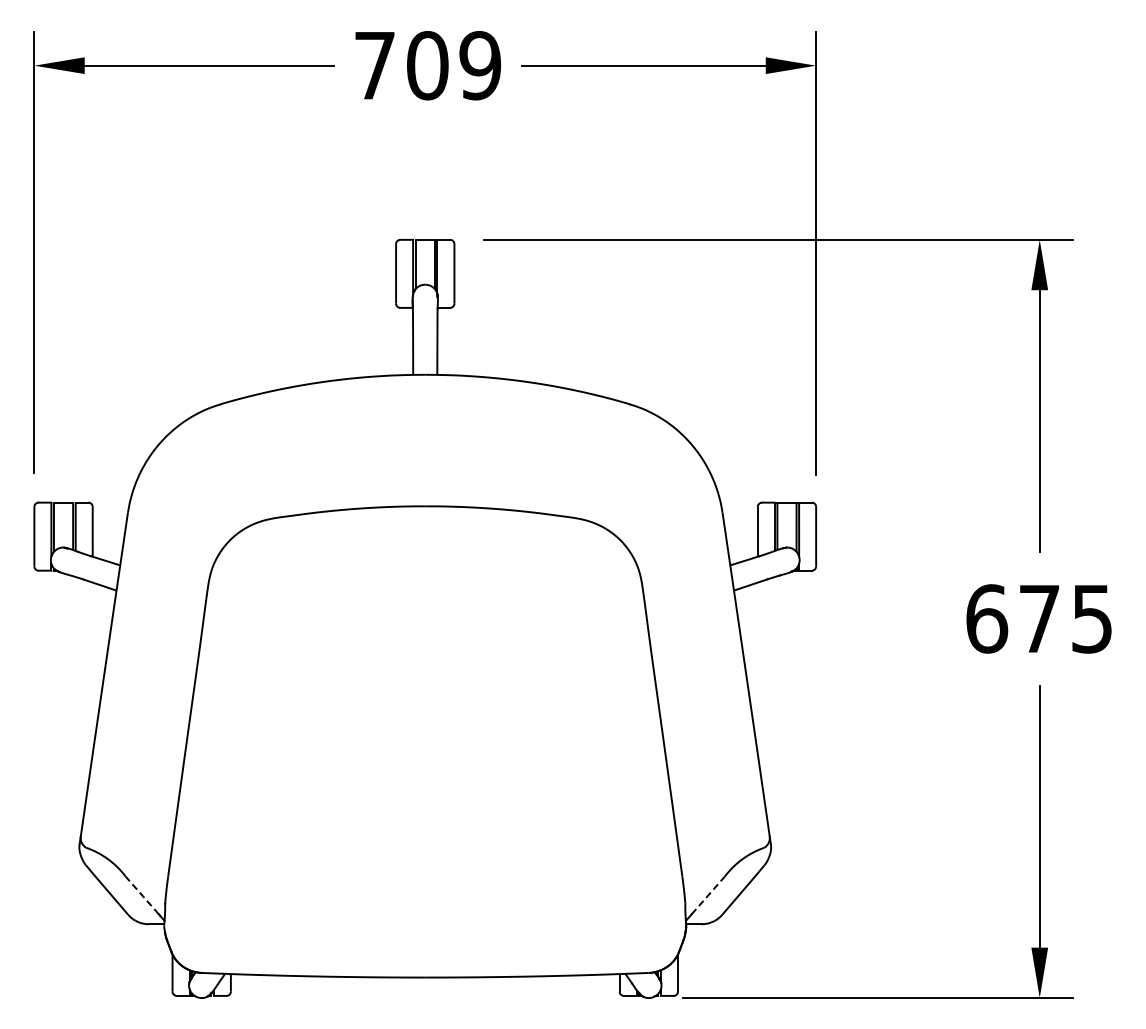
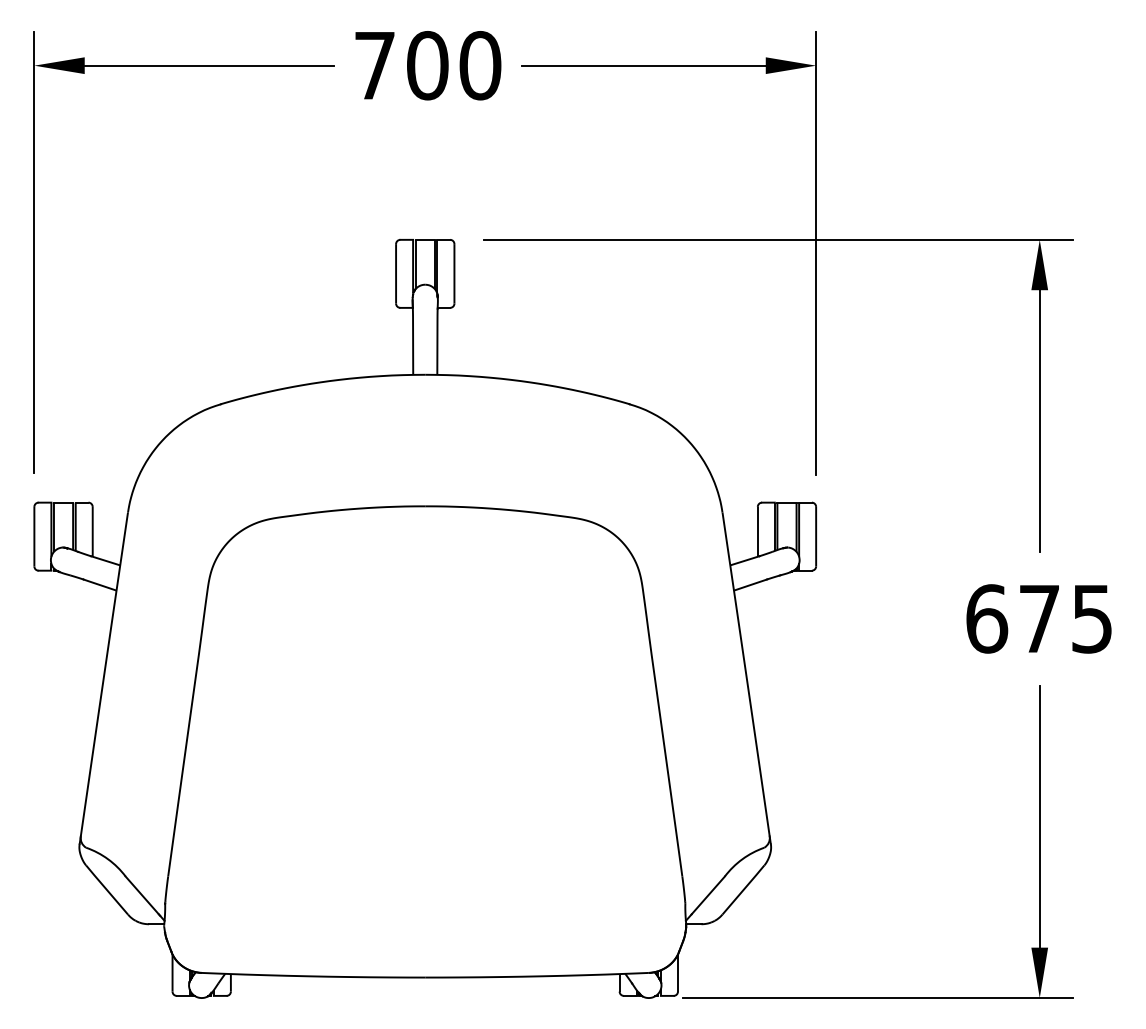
text: 709 -> 700 (480, 65)
line: dashed -> solid (141, 895)
line: dashed -> solid (708, 895)
